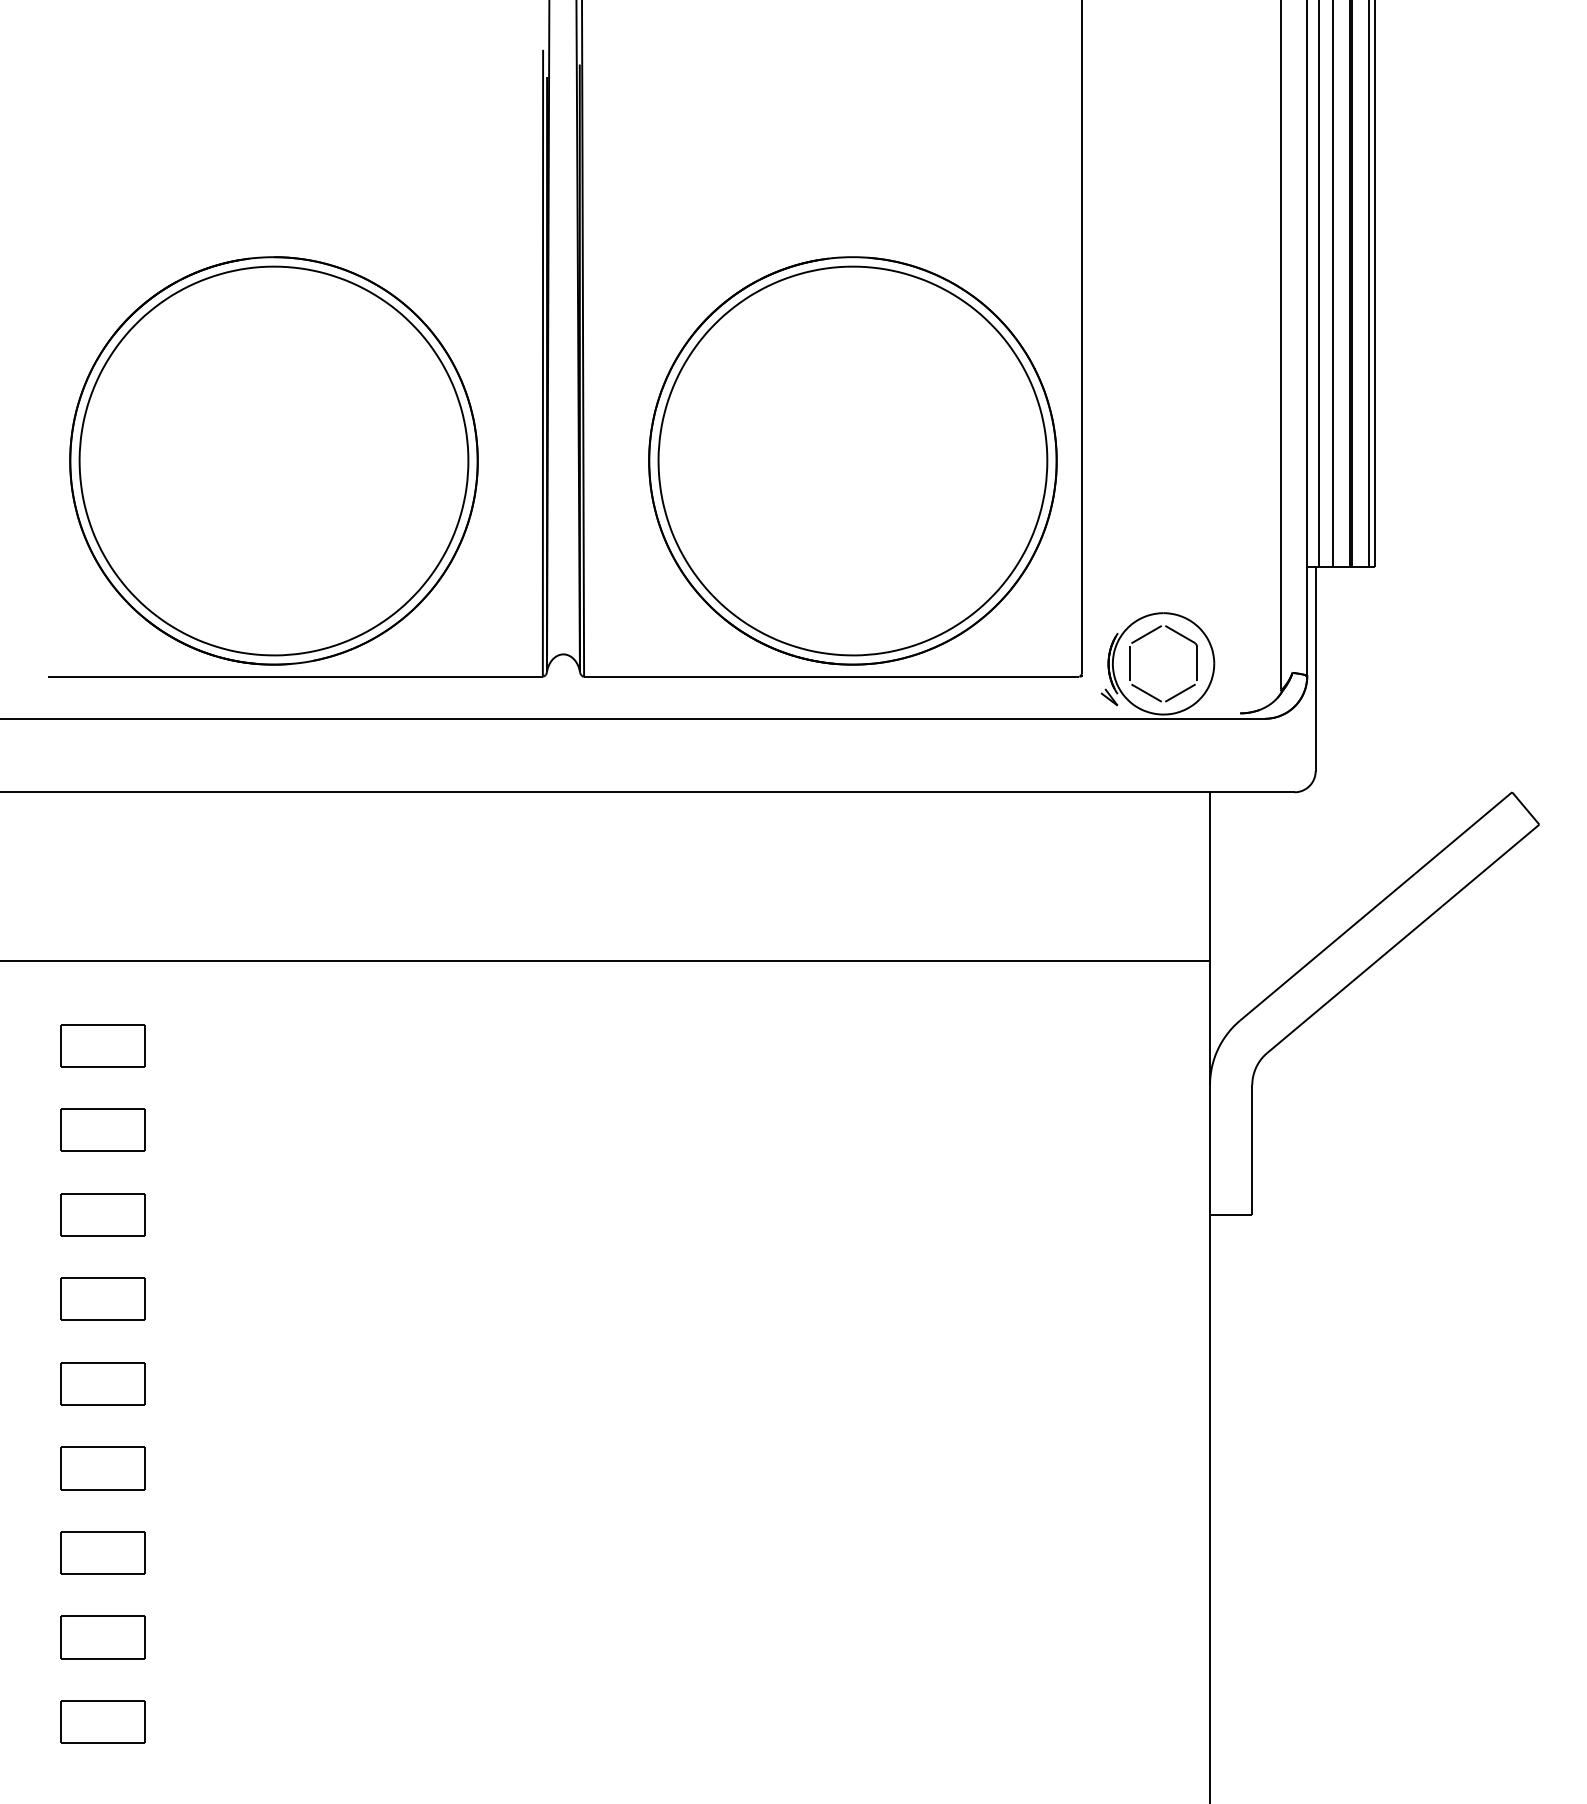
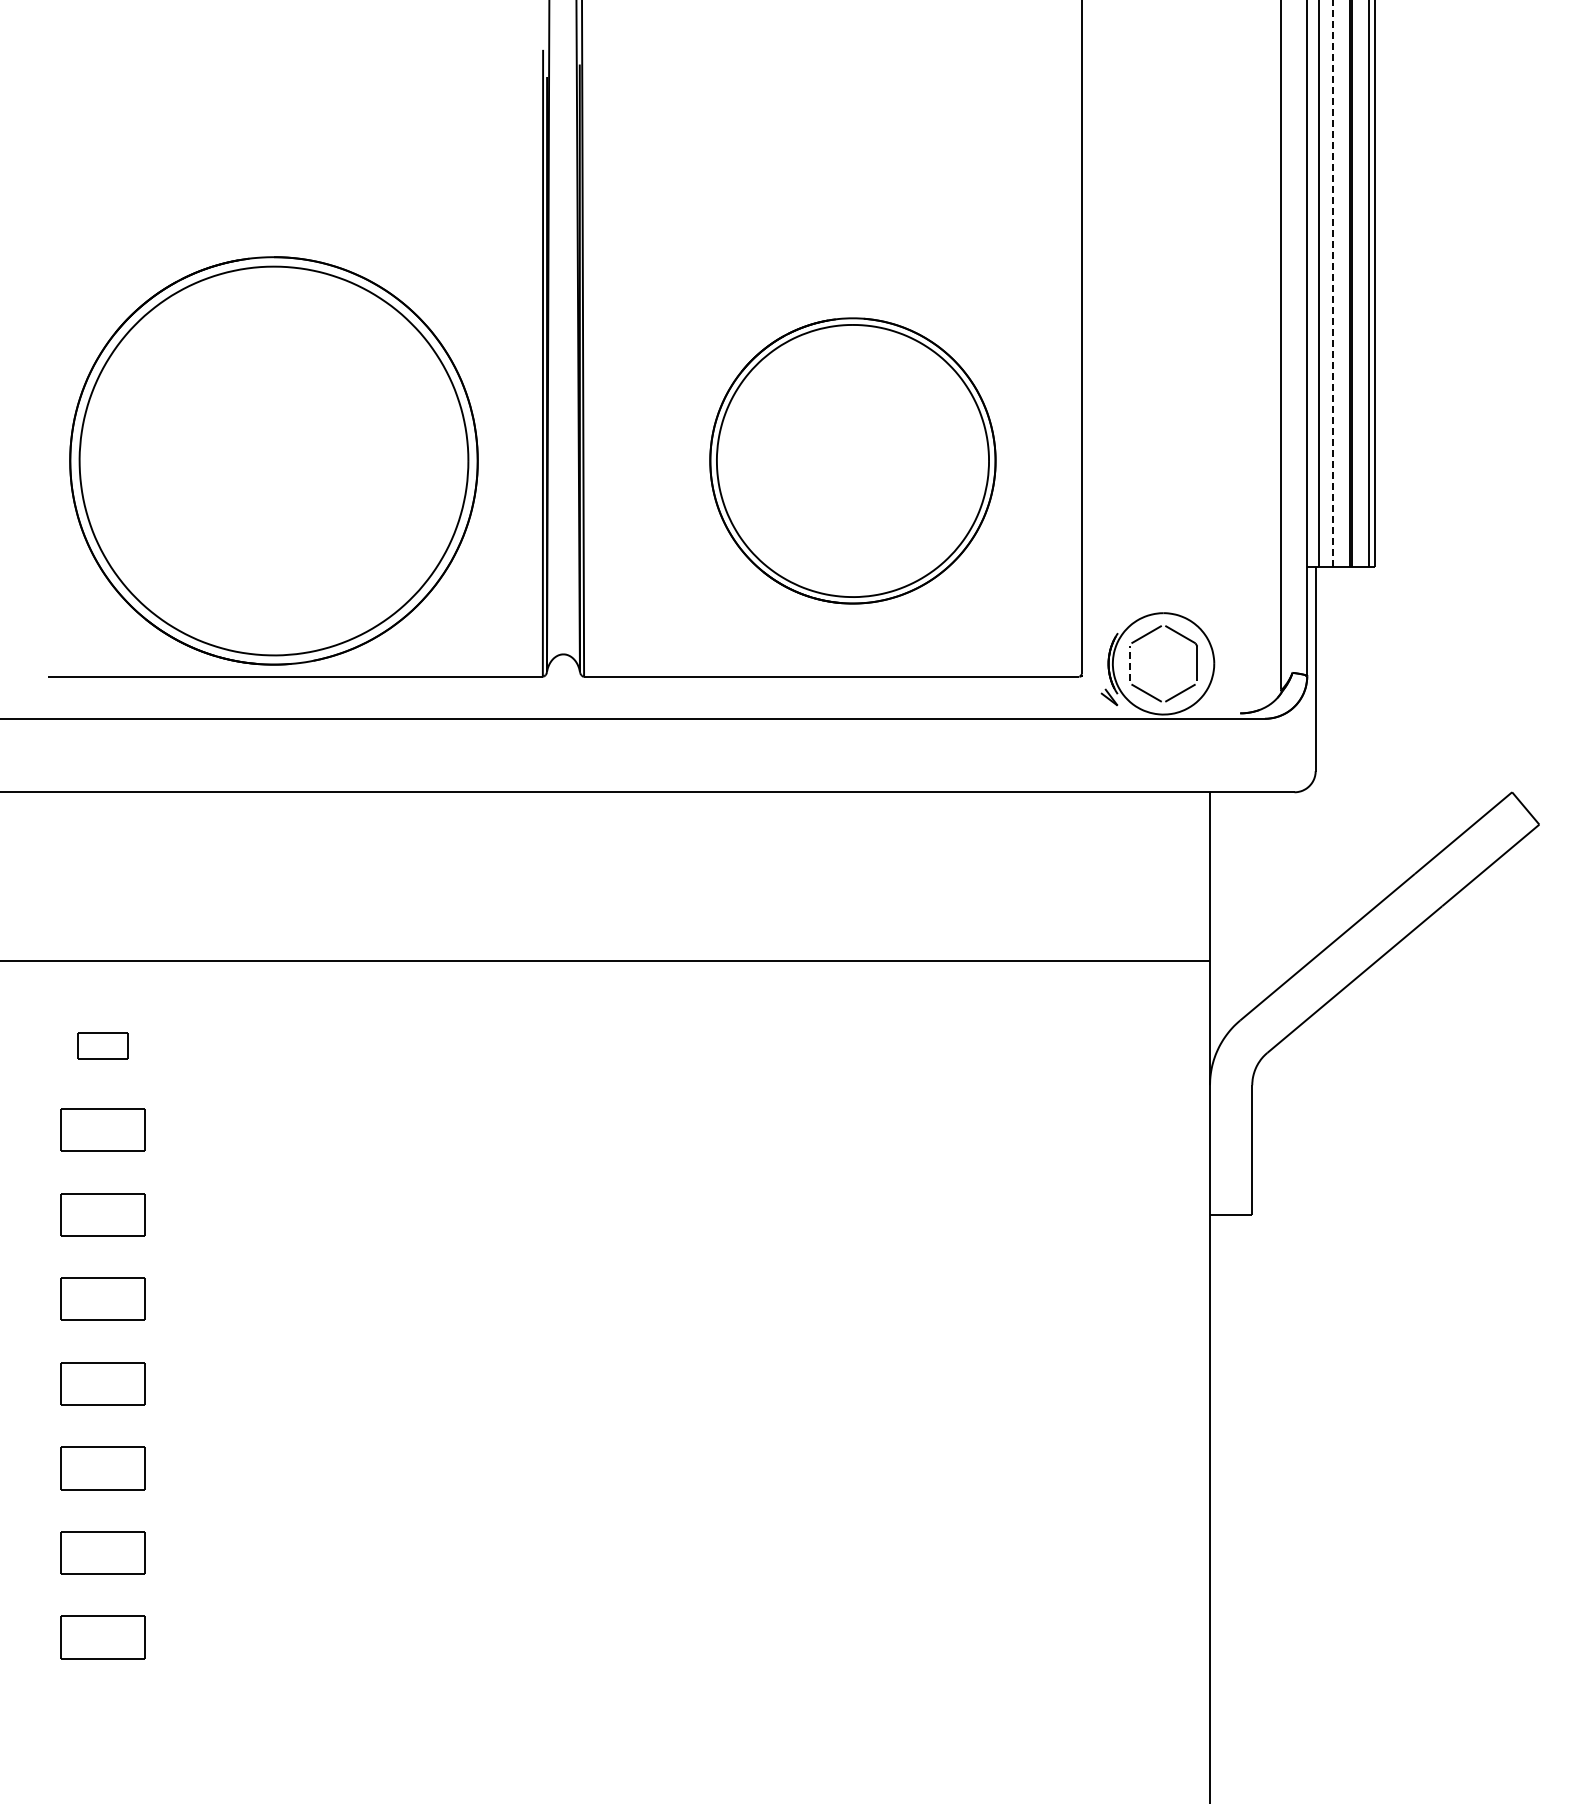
line: solid -> dashed (1333, 283)
part size: 410x410 px -> 288x288 px (852, 460)
line: solid -> dashed (1129, 663)
part size: 86x44 px -> 52x28 px (102, 1045)
part: present -> none (102, 1721)
